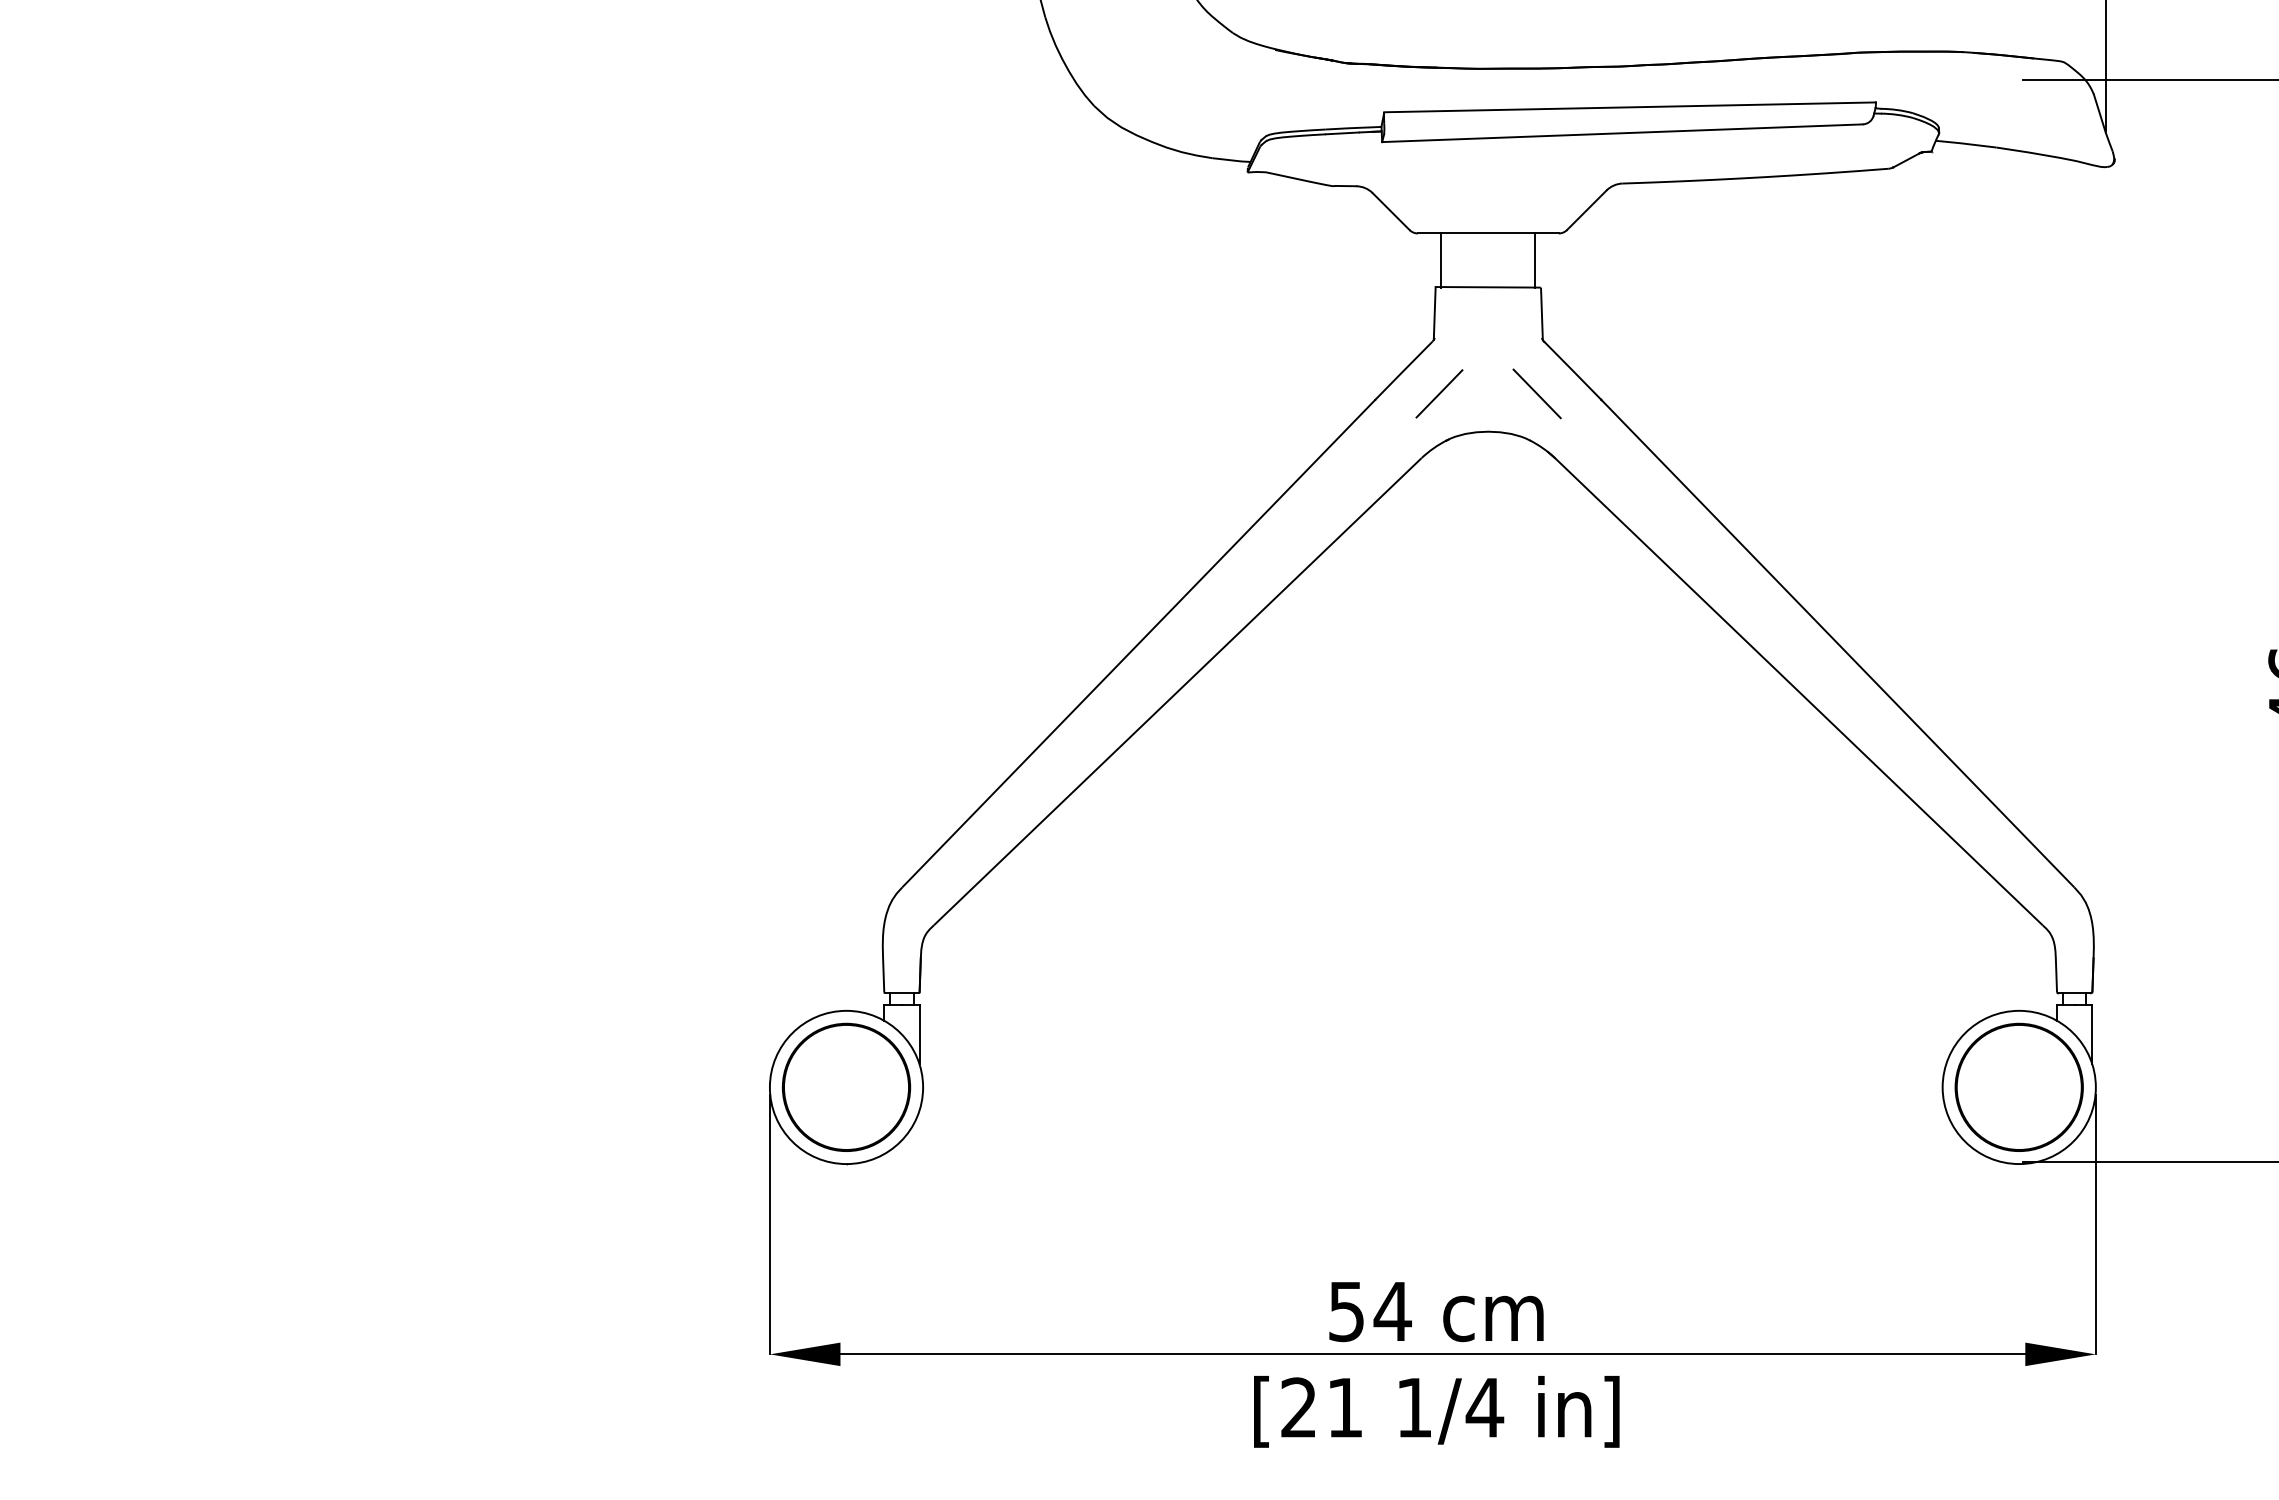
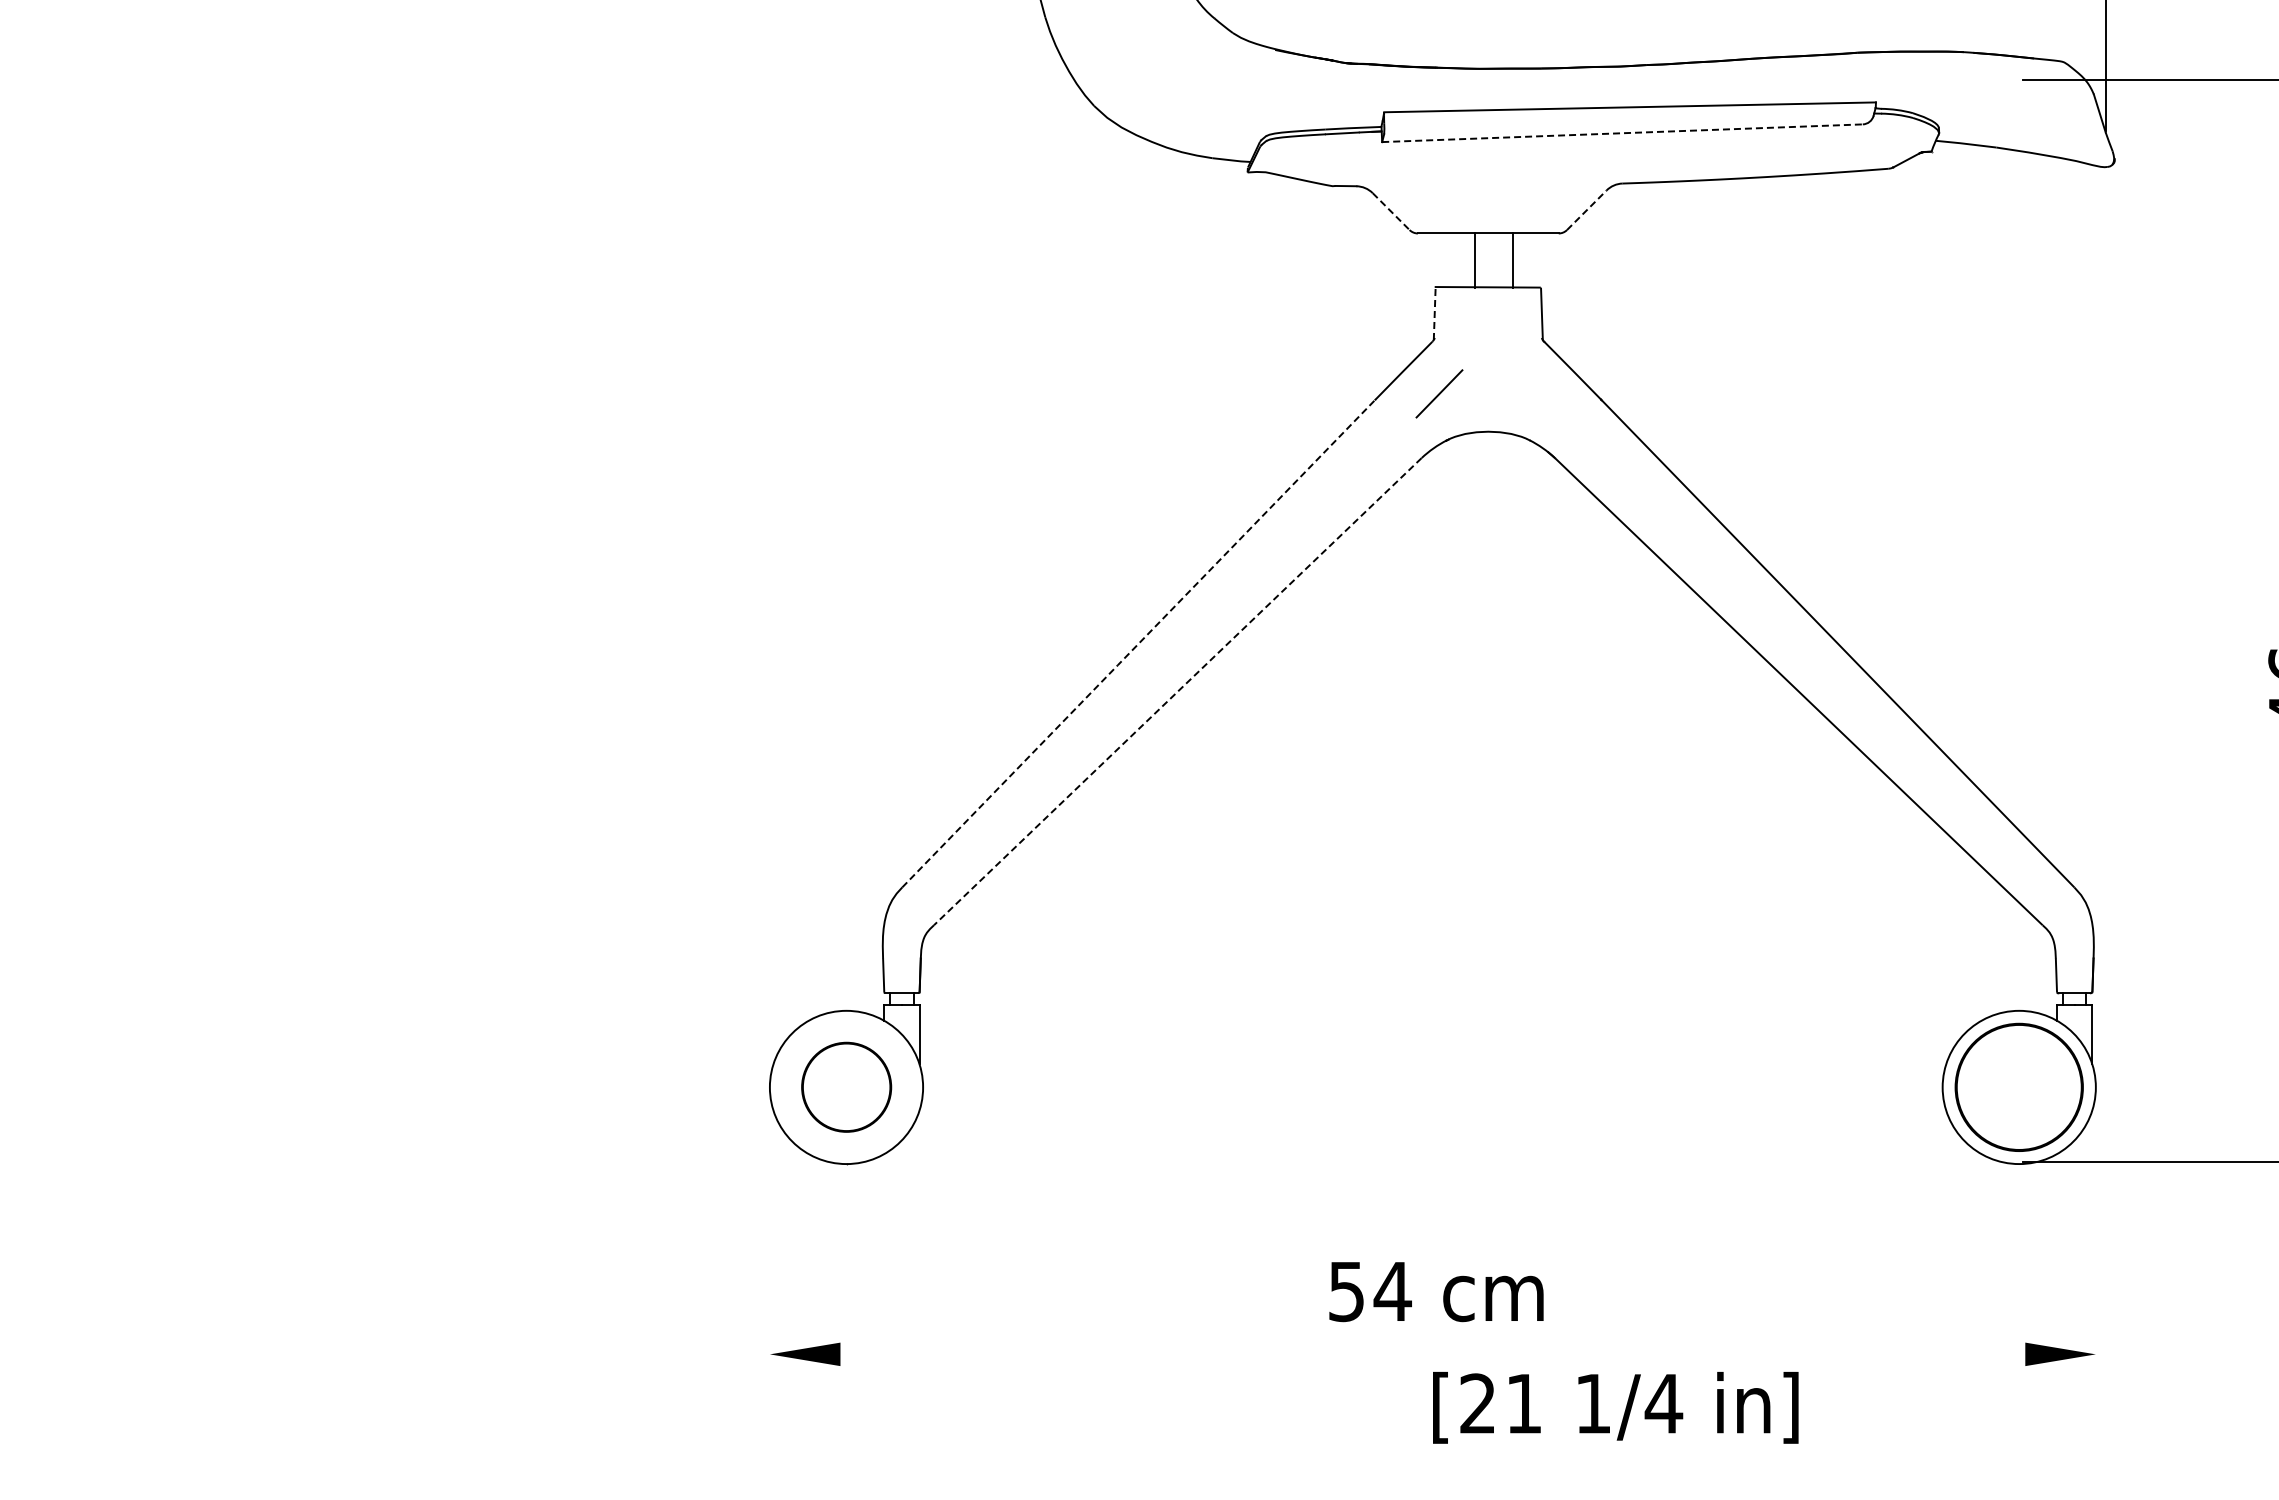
line: solid -> dashed (1622, 133)
line: solid -> dashed (1587, 209)
line: solid -> dashed (1391, 211)
line position: (1441, 260) -> (1475, 260) (1475, 260)
line position: (1535, 260) -> (1513, 260) (1513, 260)
line: solid -> dashed (1434, 314)
line: present -> none (1536, 393)
line: solid -> dashed (1138, 643)
line: solid -> dashed (1176, 692)
part size: 130x130 px -> 92x92 px (846, 1086)
line: present -> none (769, 1224)
line: present -> none (2095, 1224)
text position: (1436, 1312) -> (1436, 1292) (1436, 1292)
line: present -> none (1432, 1354)
text position: (1436, 1411) -> (1615, 1407) (1615, 1407)
